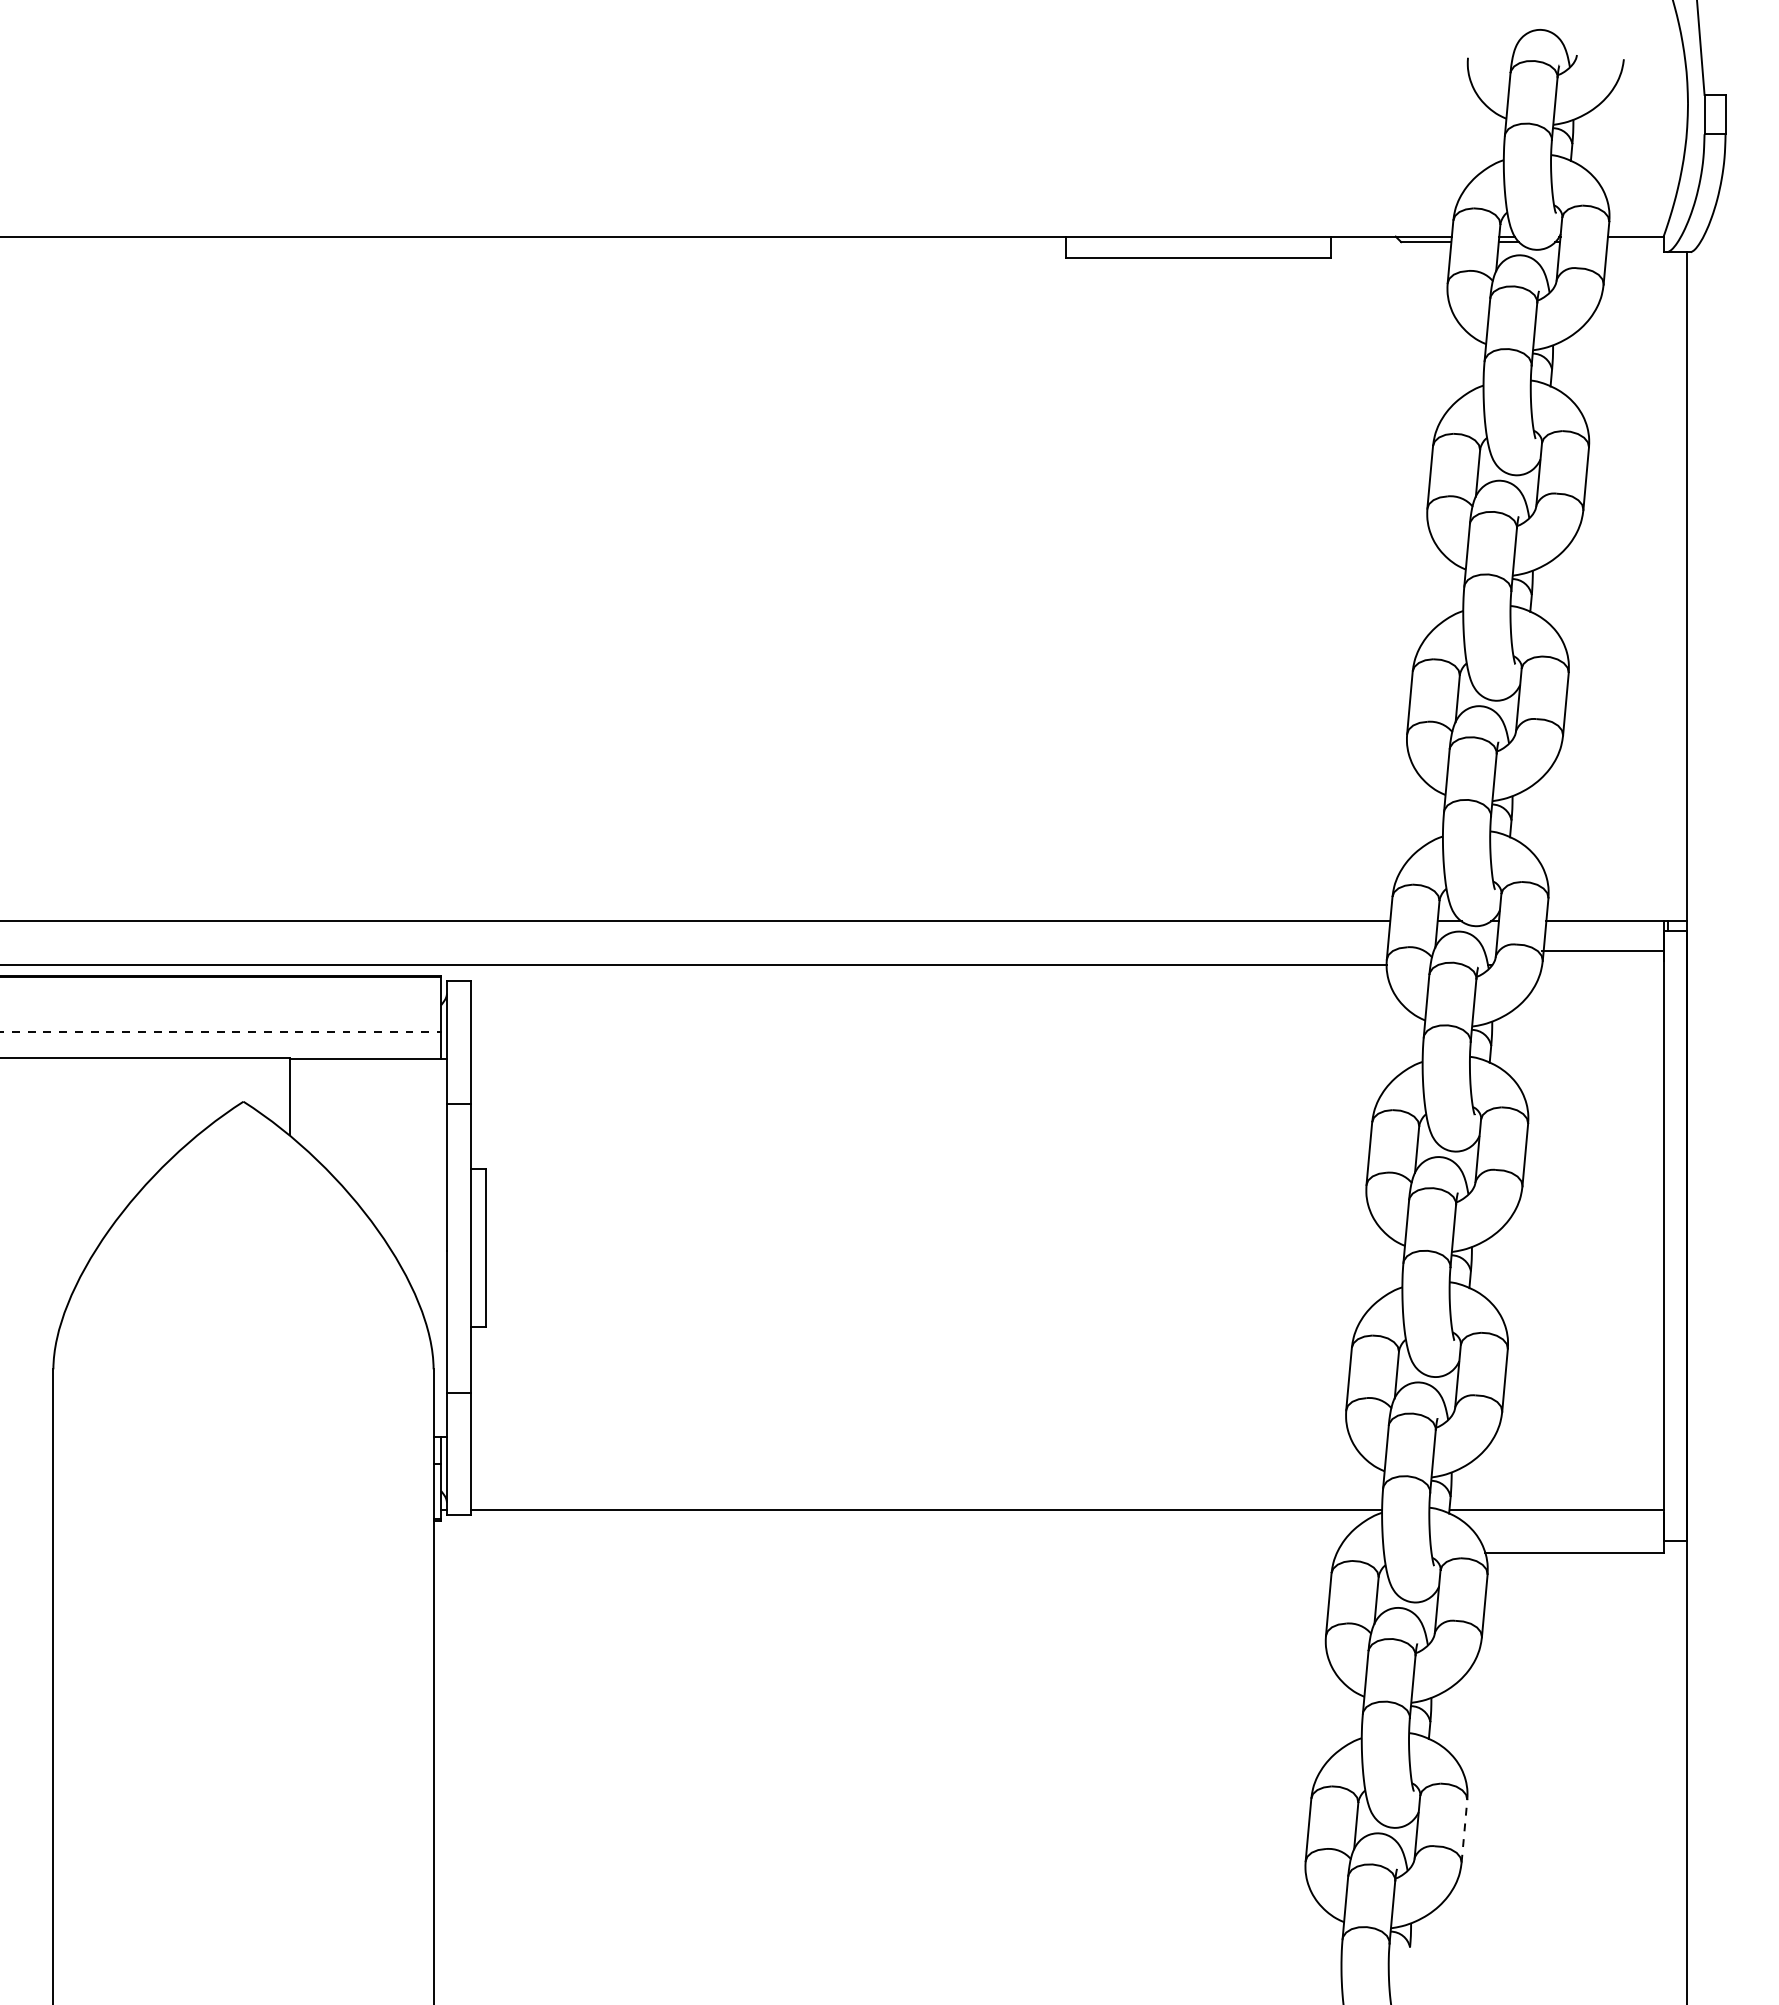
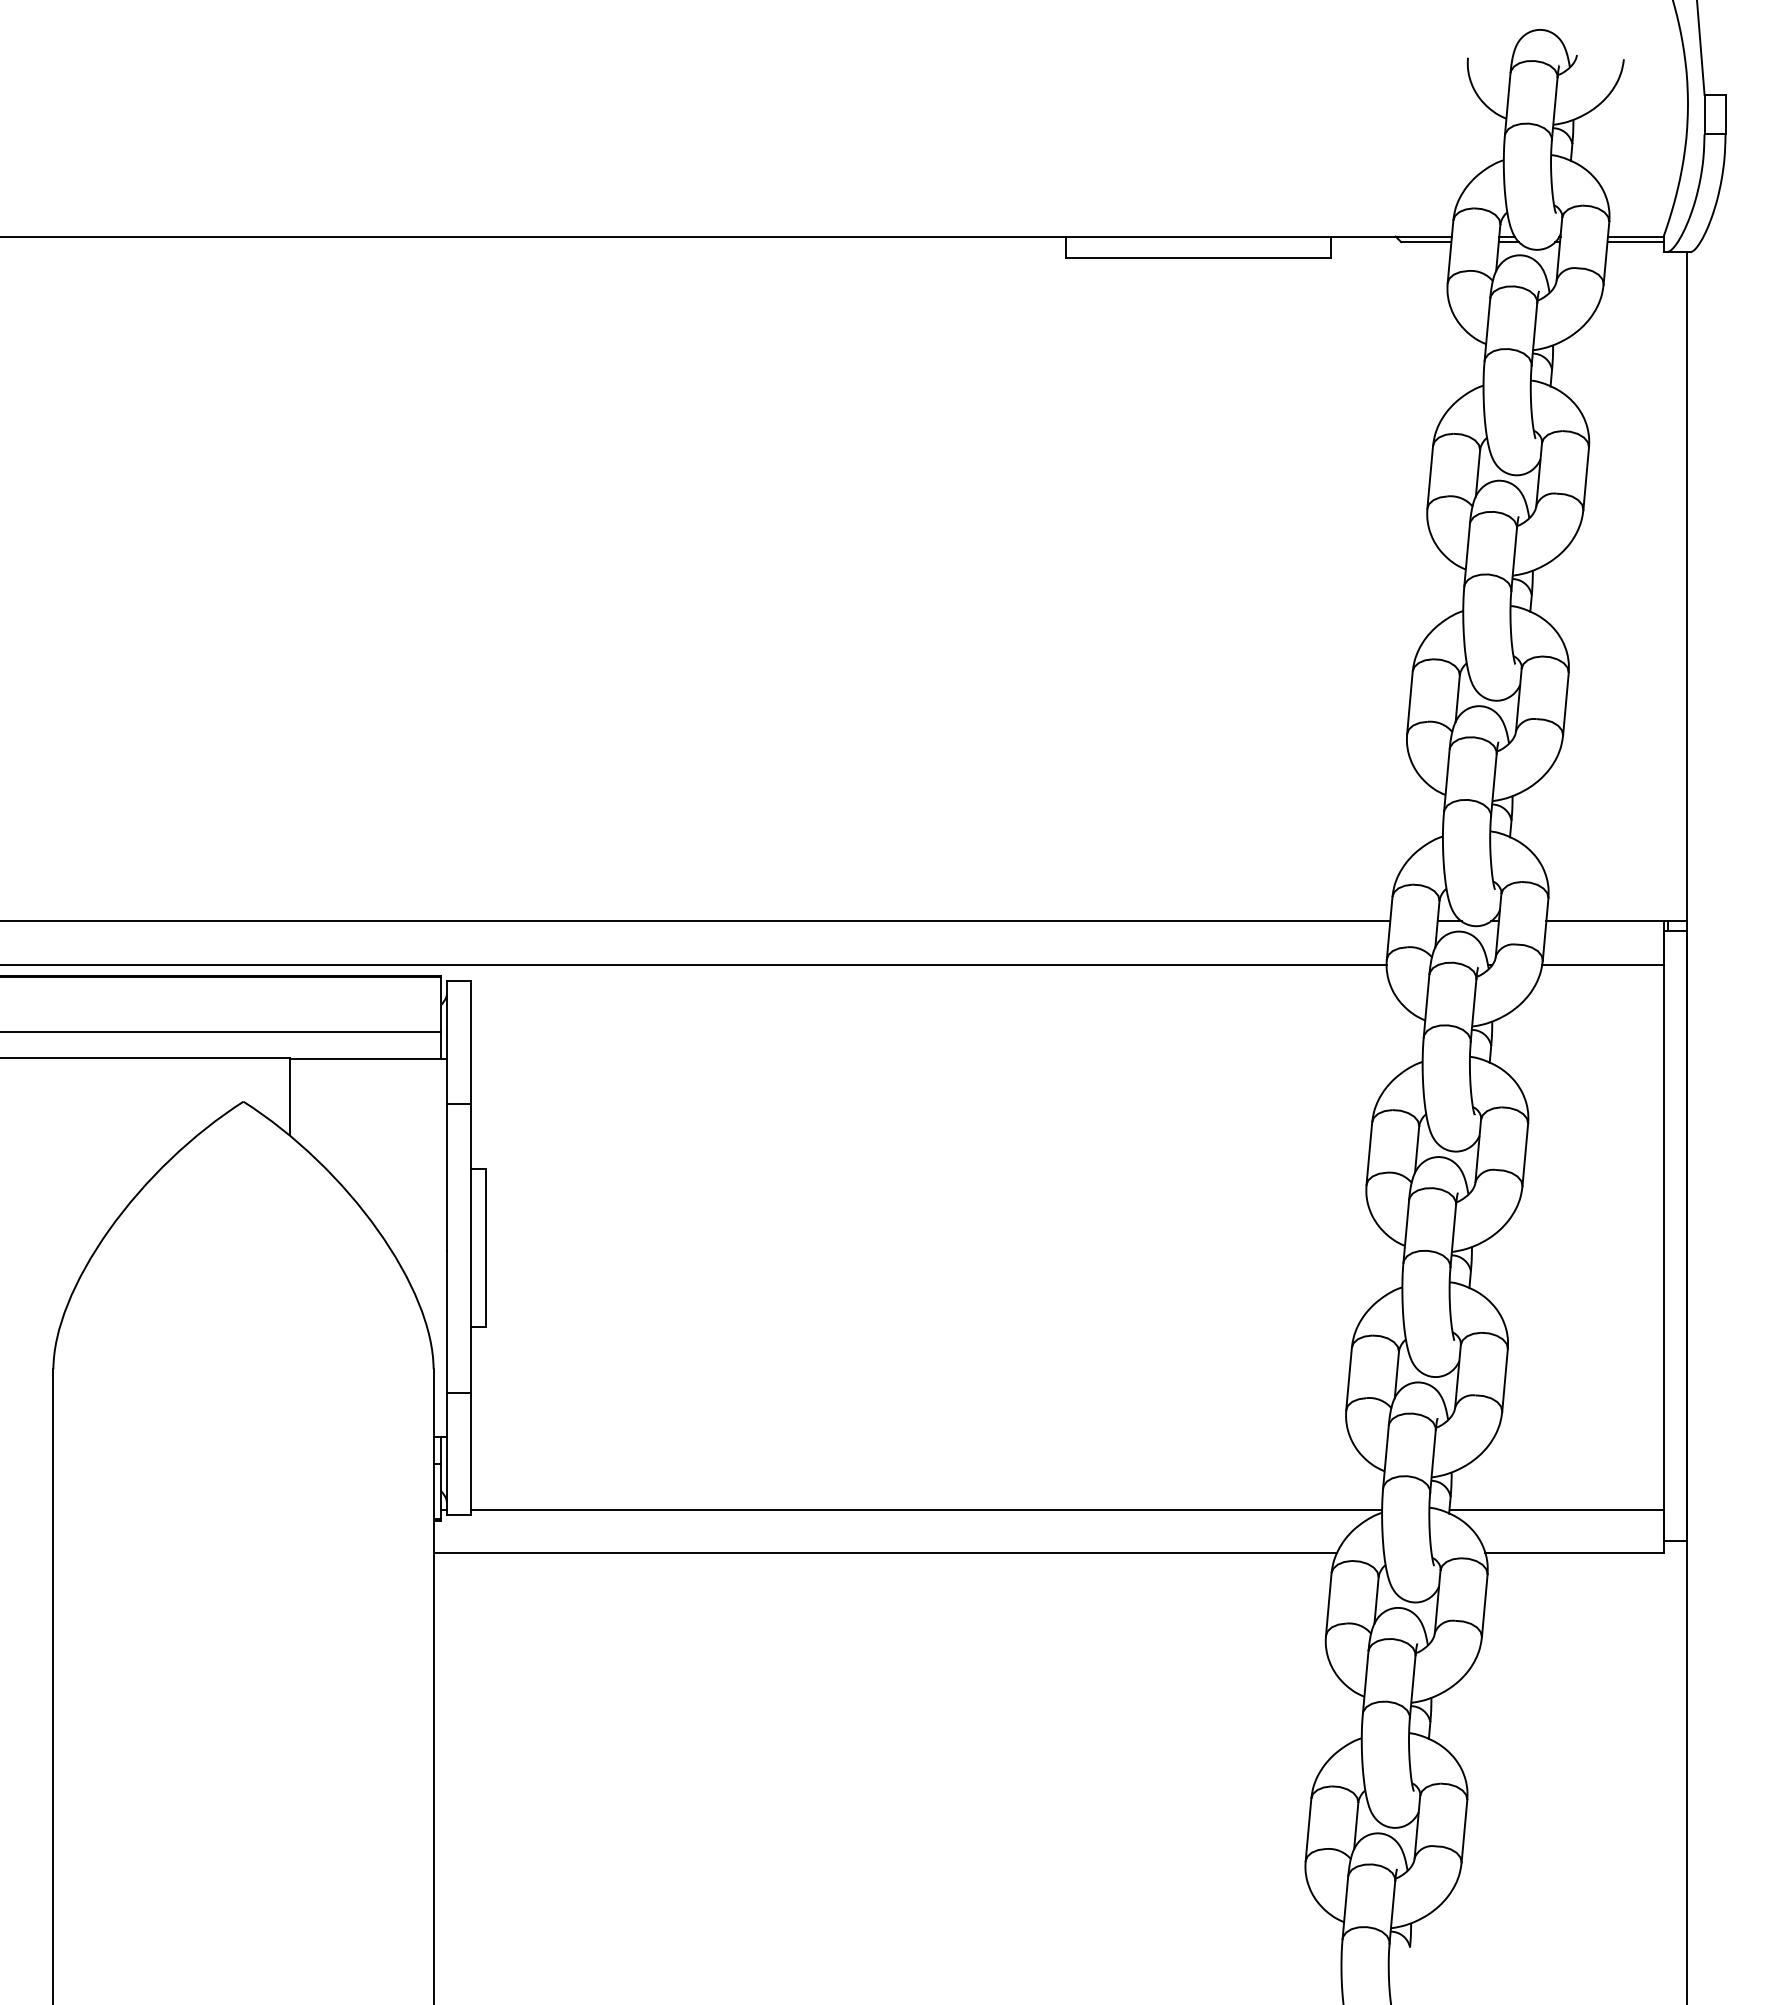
line: none -> present (1635, 242)
line position: (1602, 950) -> (1602, 964) (1602, 964)
line: dashed -> solid (221, 1032)
line: none -> present (885, 1553)
line: dashed -> solid (1464, 1830)
